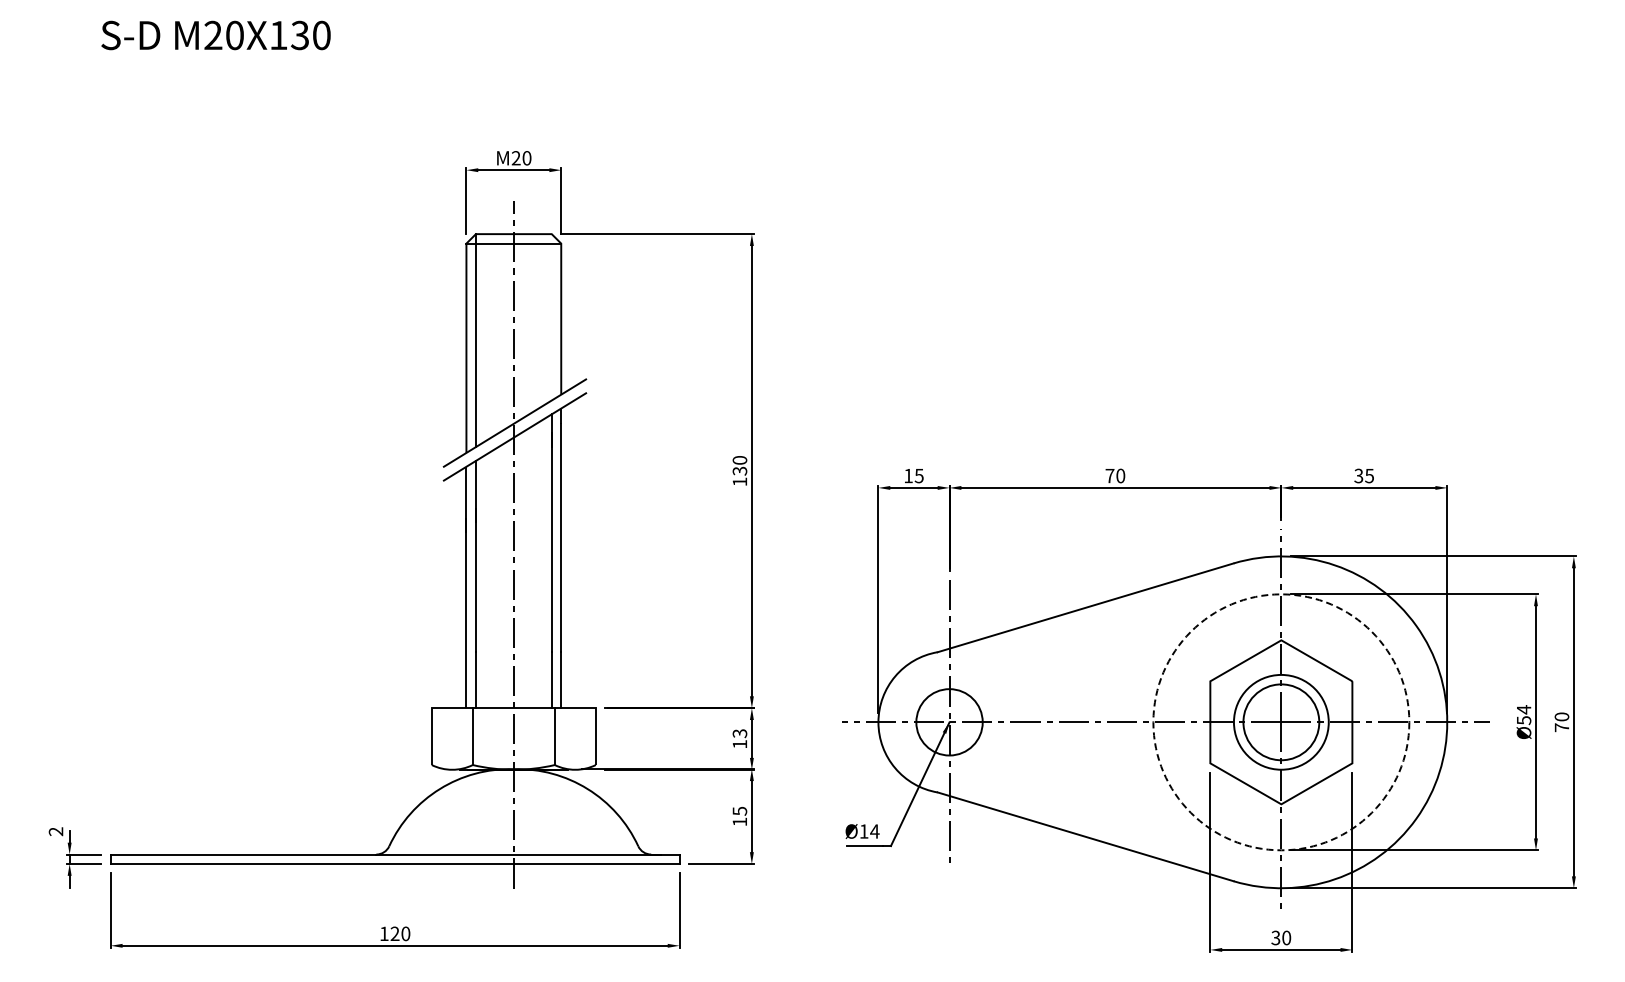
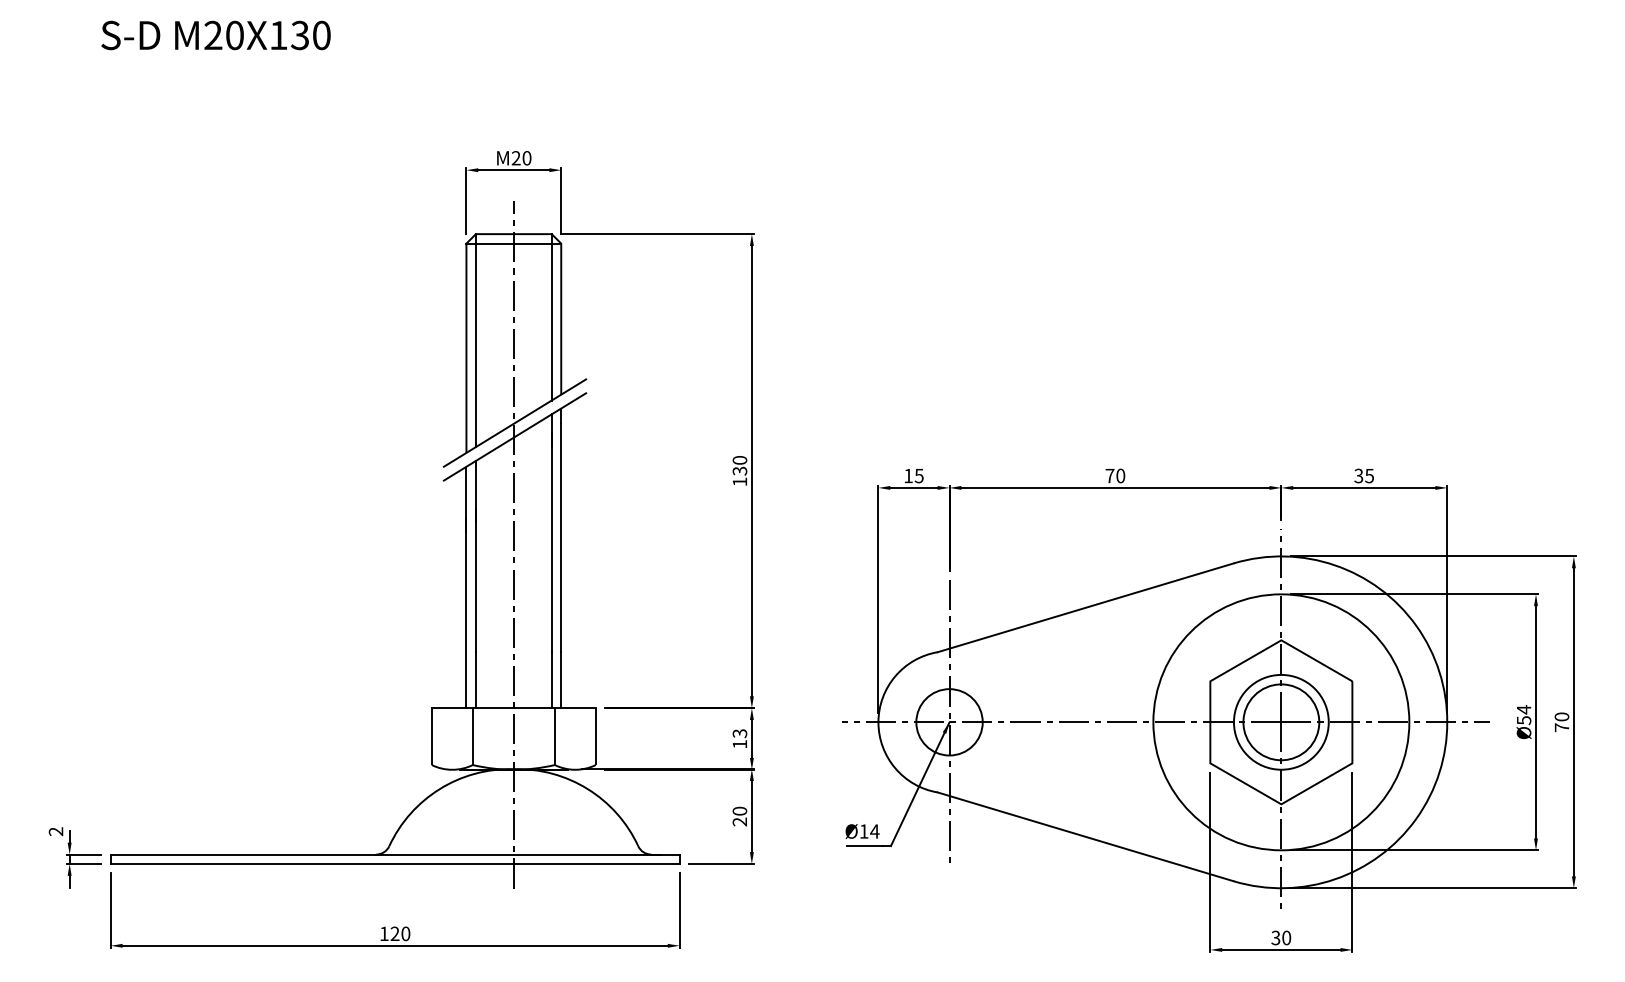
line: none -> present (551, 317)
circle: dashed -> solid (1281, 722)
text: 15 -> 20 (739, 816)
